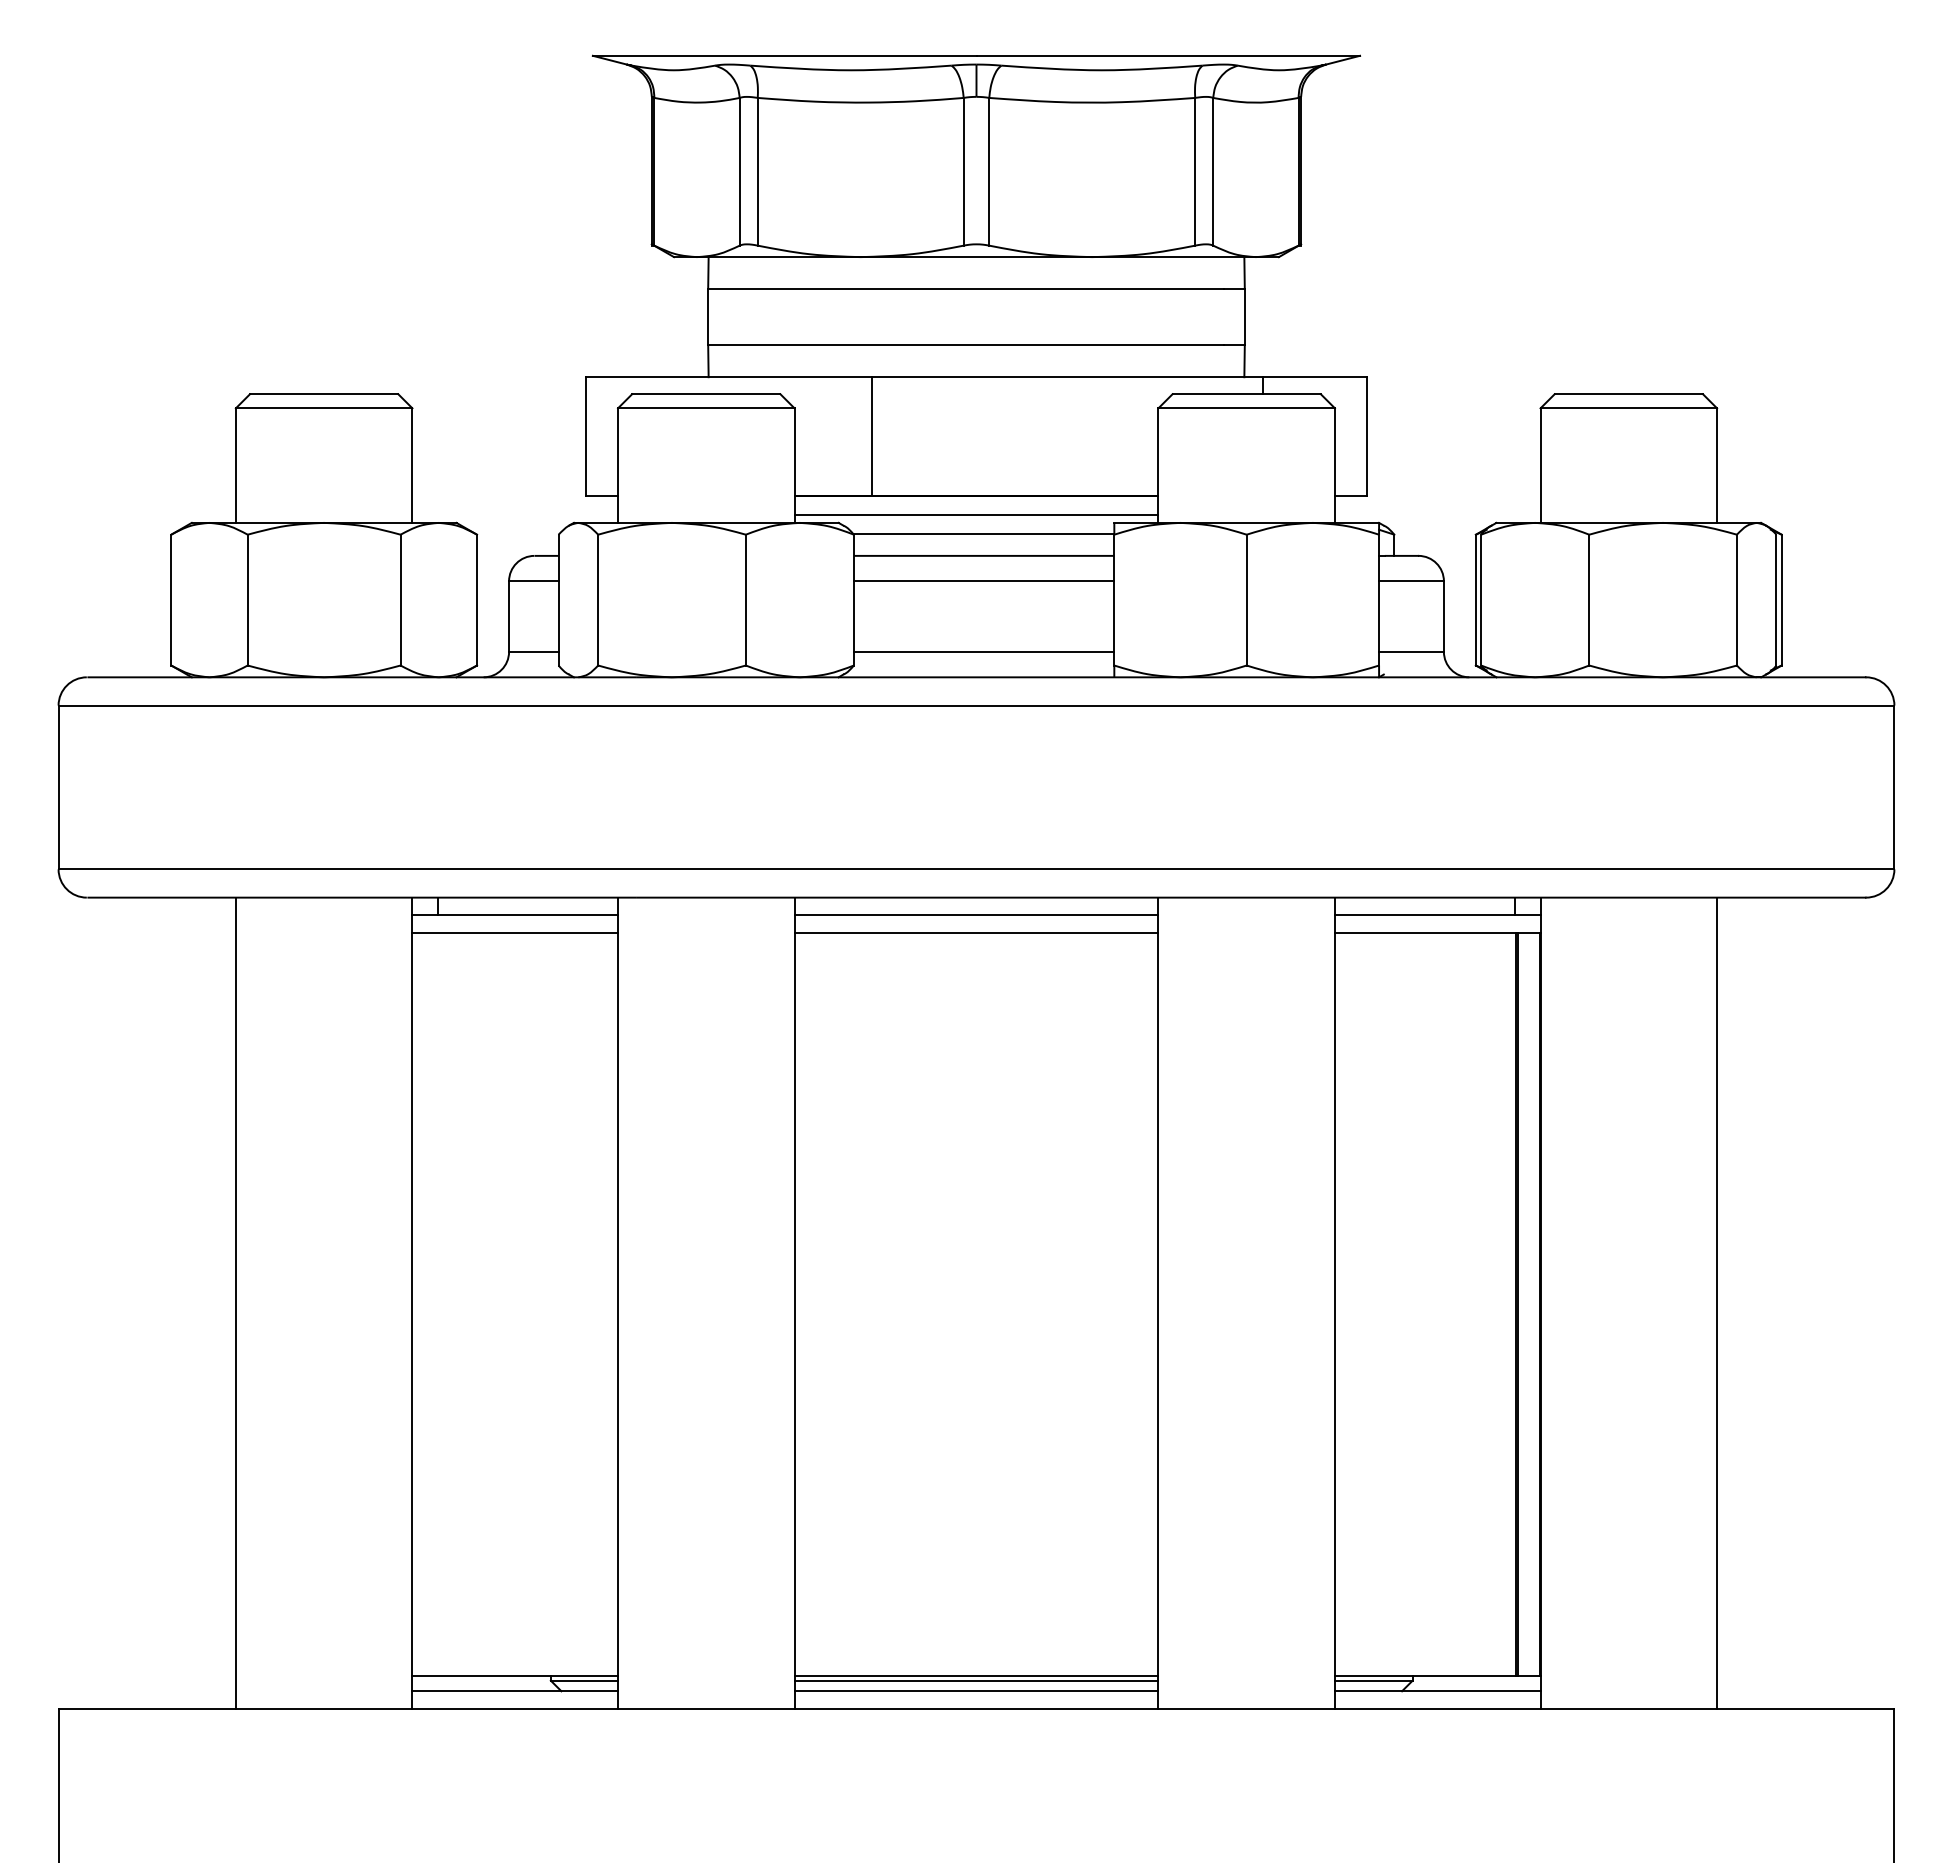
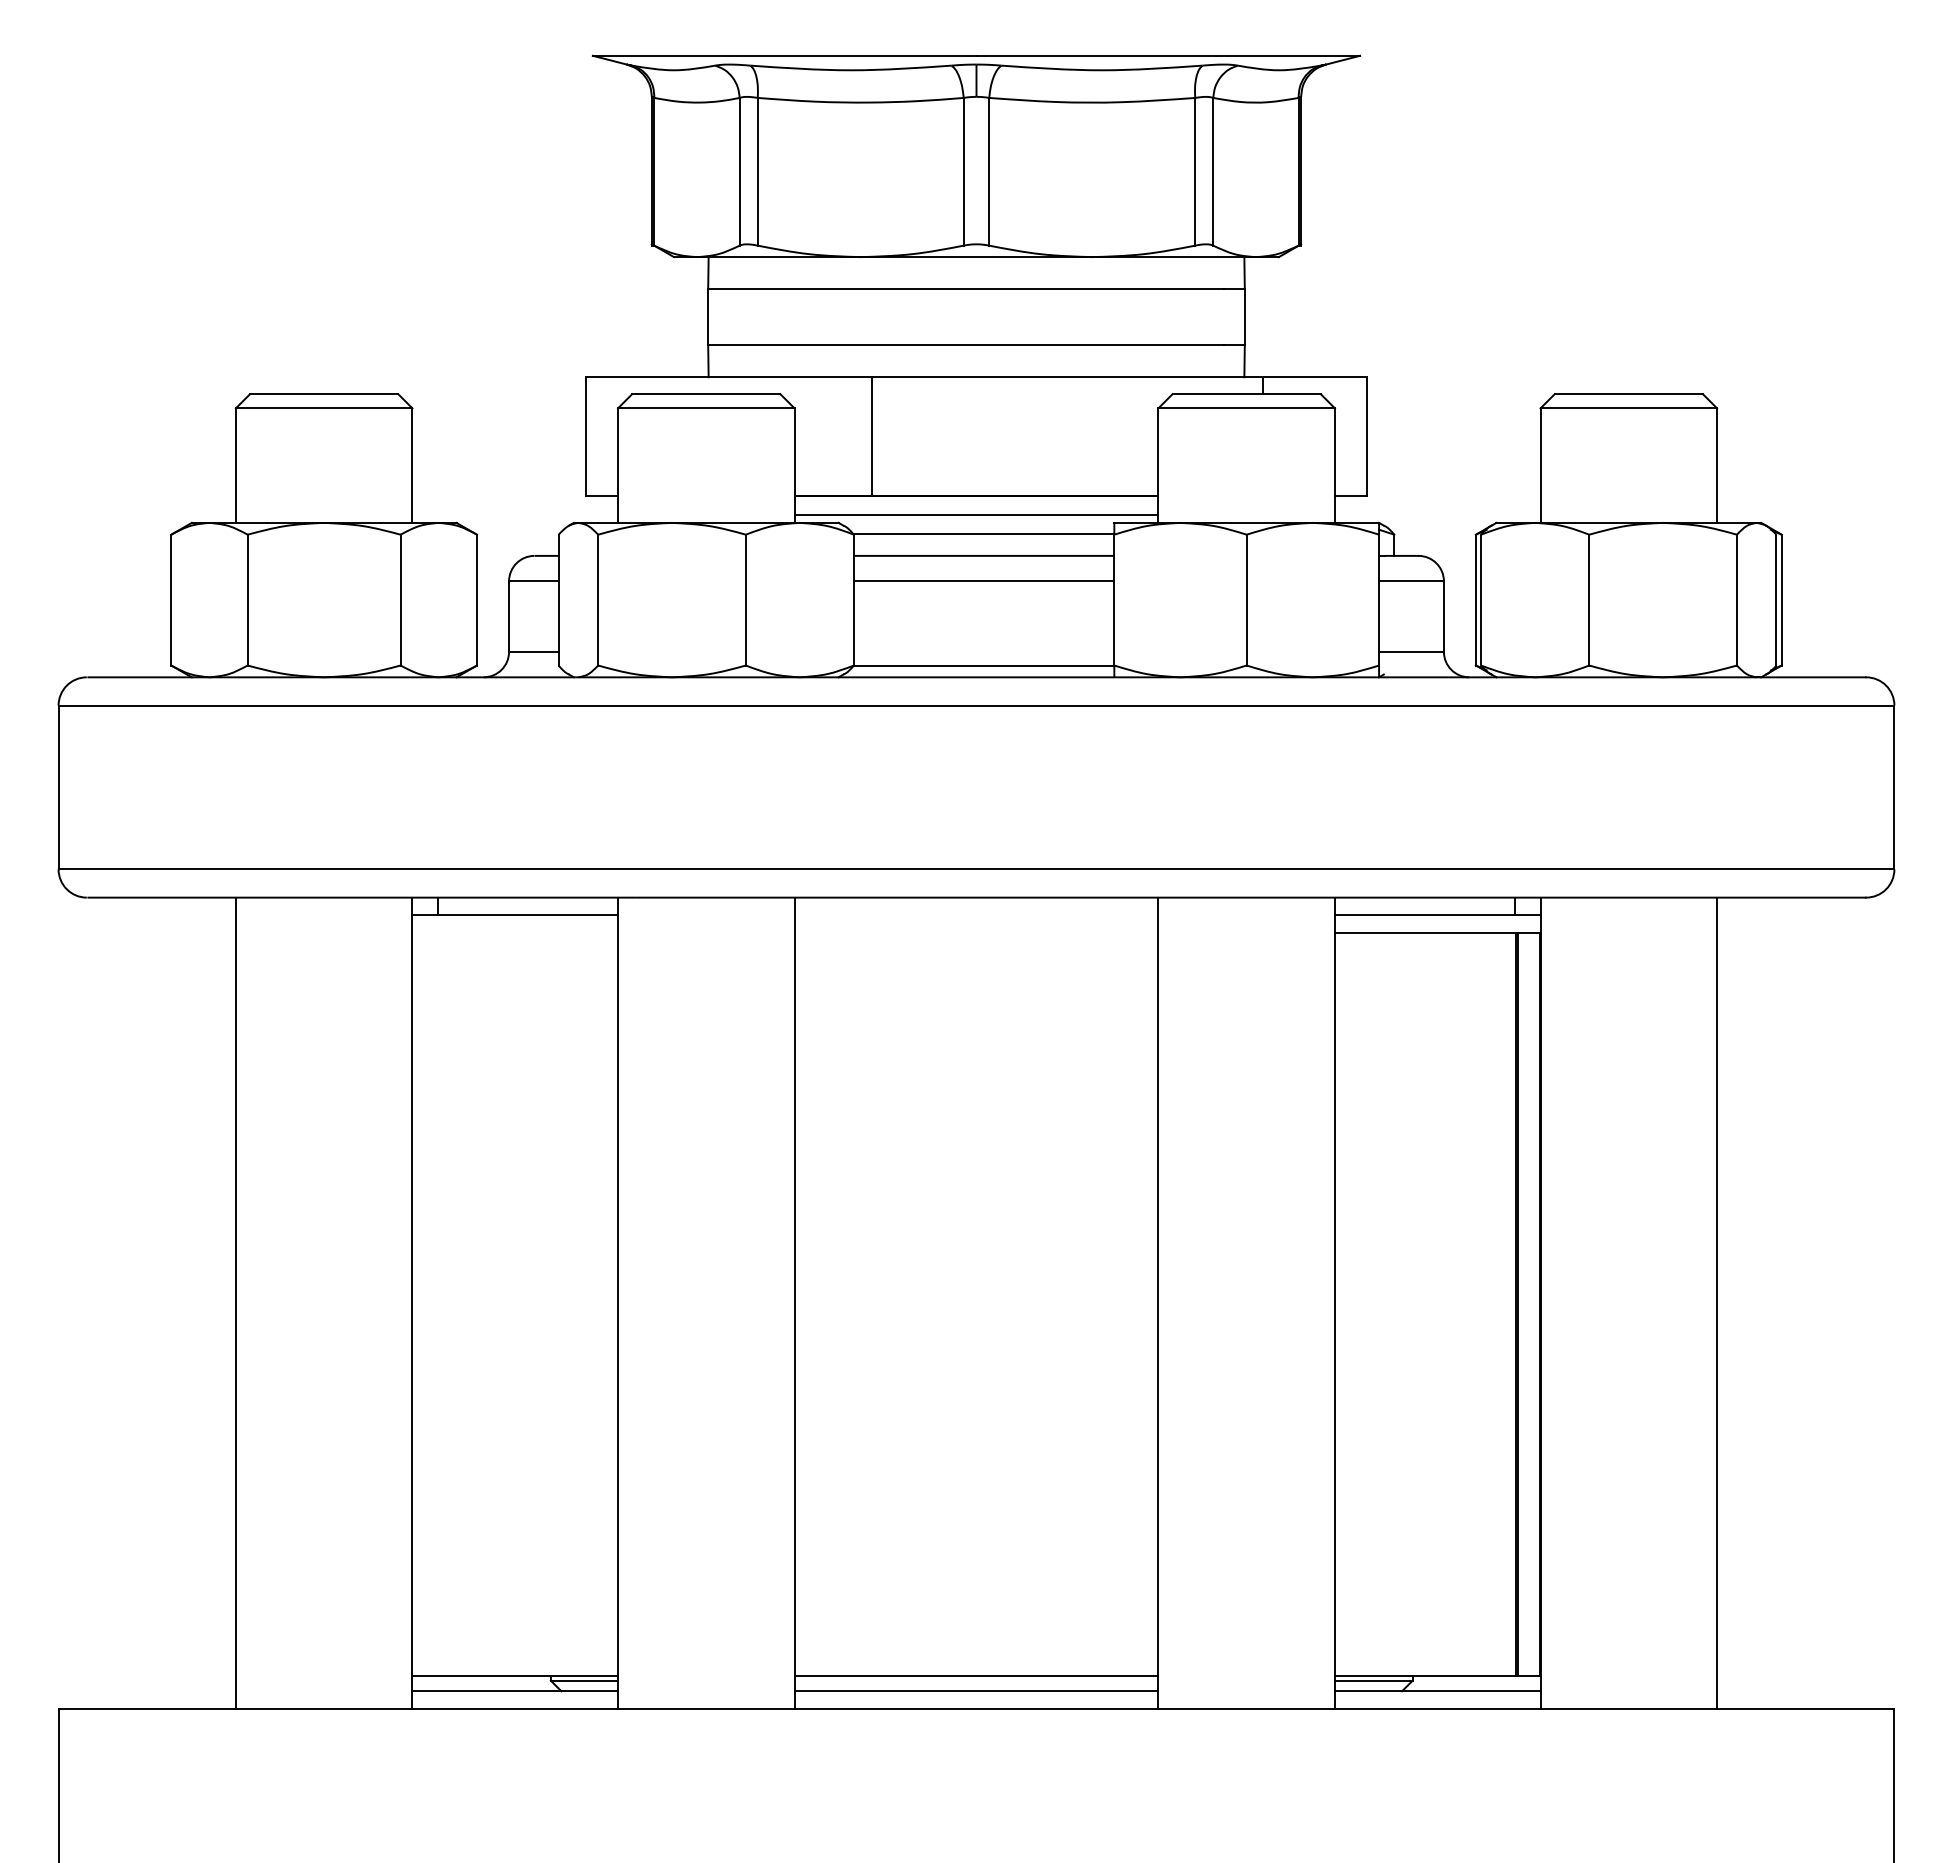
line position: (983, 651) -> (983, 665) (983, 665)
line: present -> none (976, 915)
line: present -> none (515, 932)
line: present -> none (976, 932)
line: present -> none (976, 1680)
